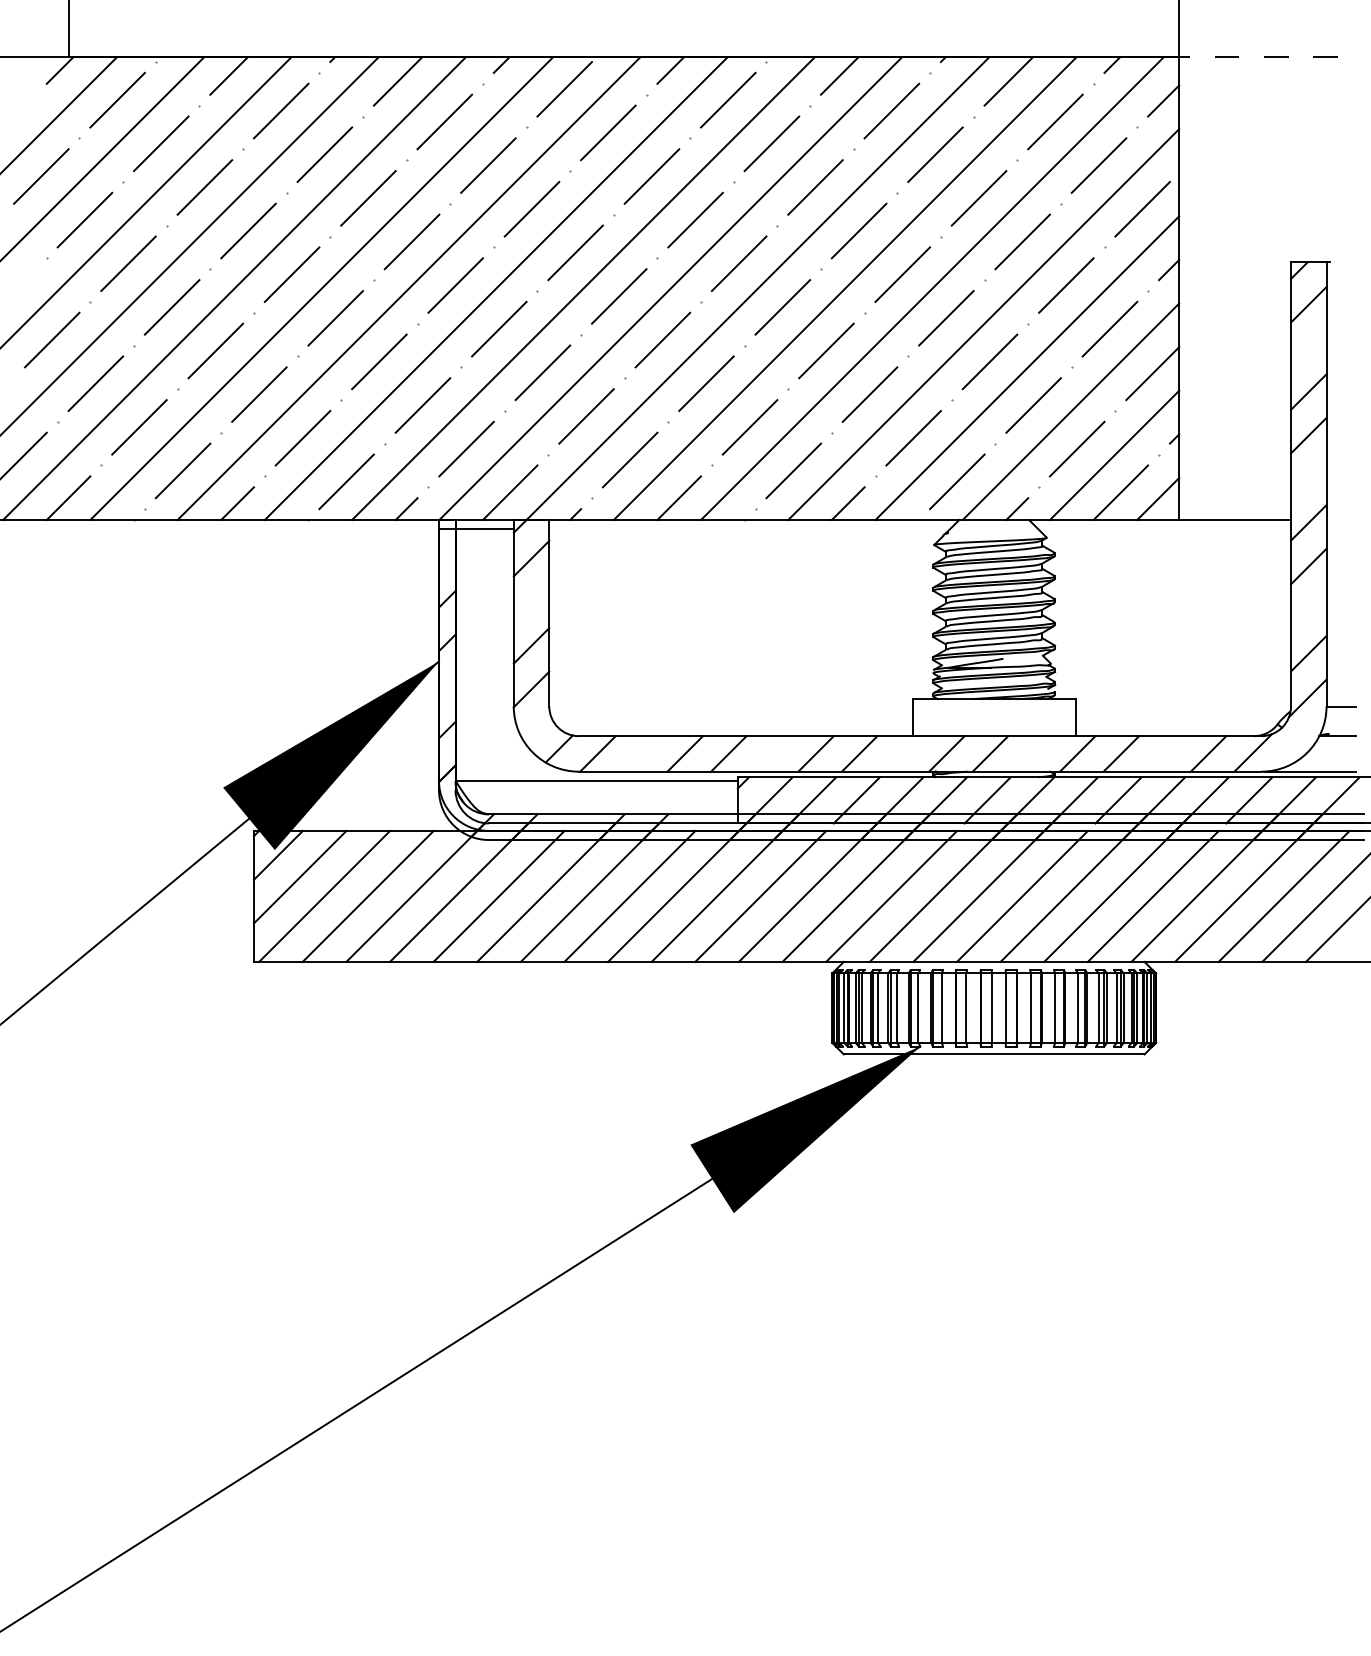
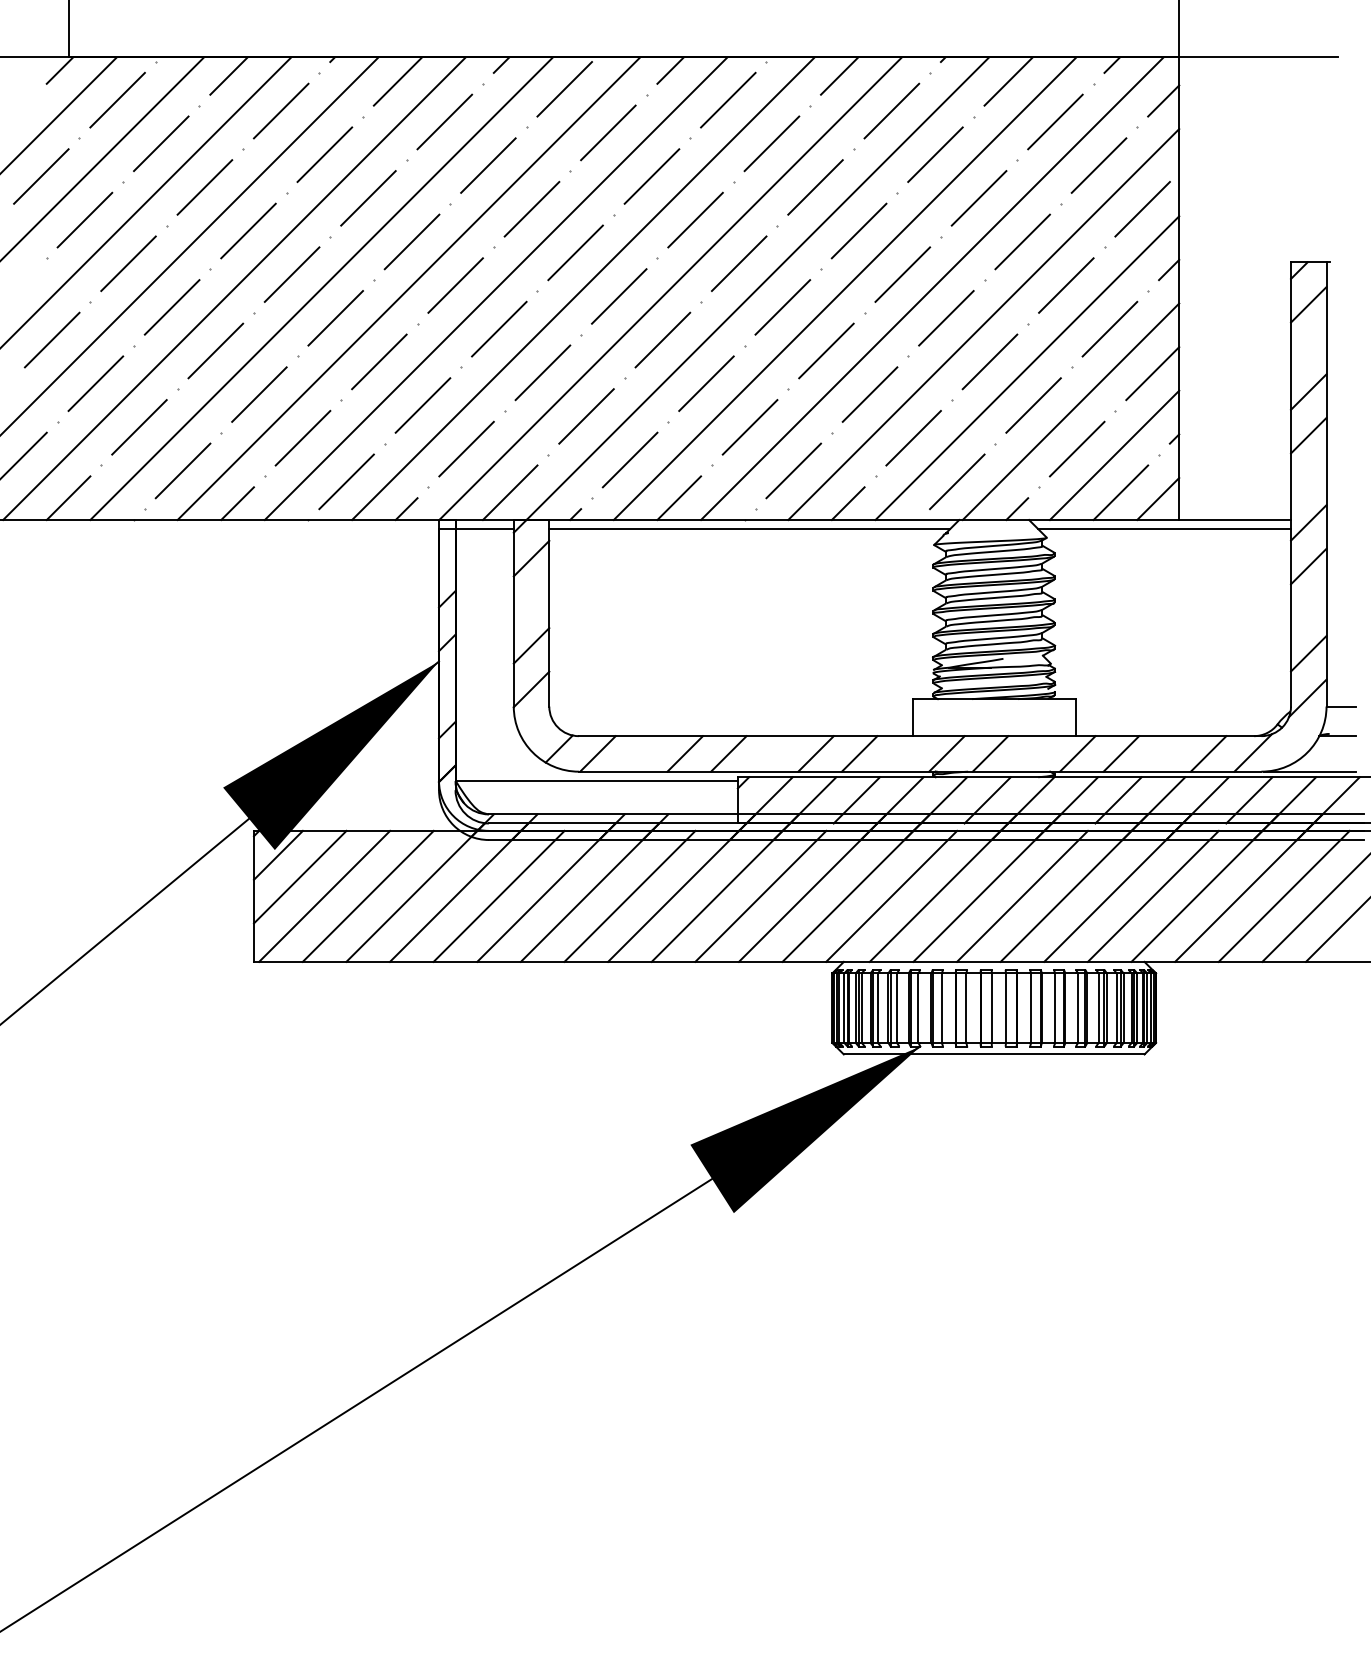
line: dashed -> solid (1258, 57)
line: none -> present (749, 529)
line: none -> present (1164, 529)
